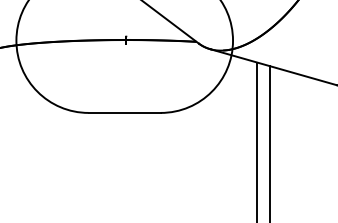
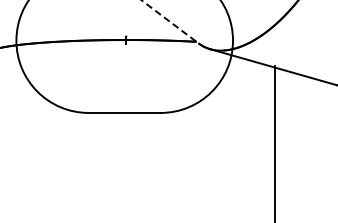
line: solid -> dashed (170, 21)
line: present -> none (257, 140)
line position: (269, 142) -> (274, 142) (274, 142)
